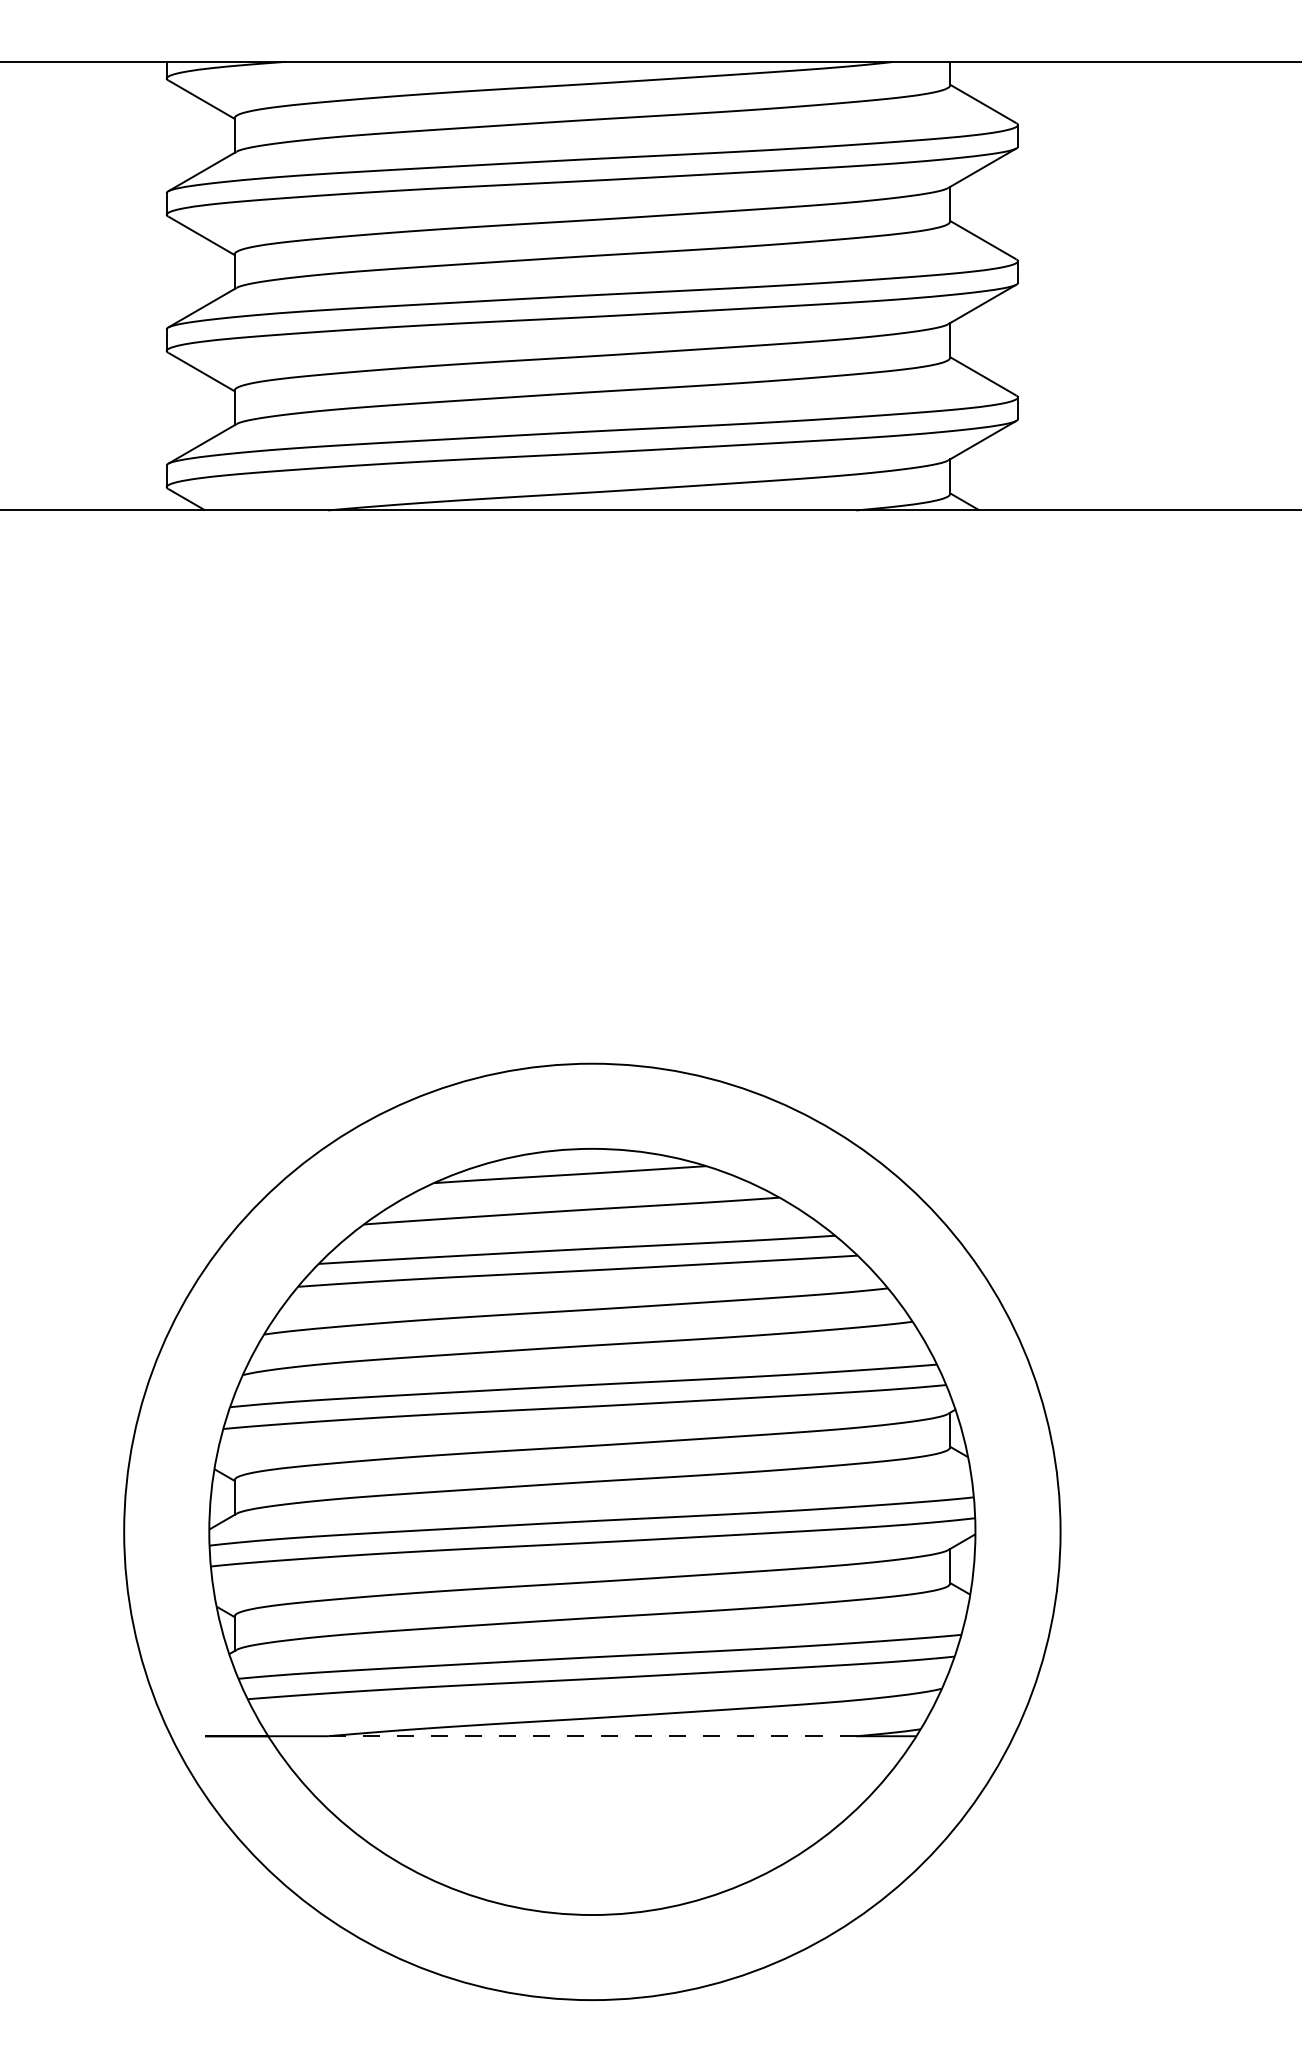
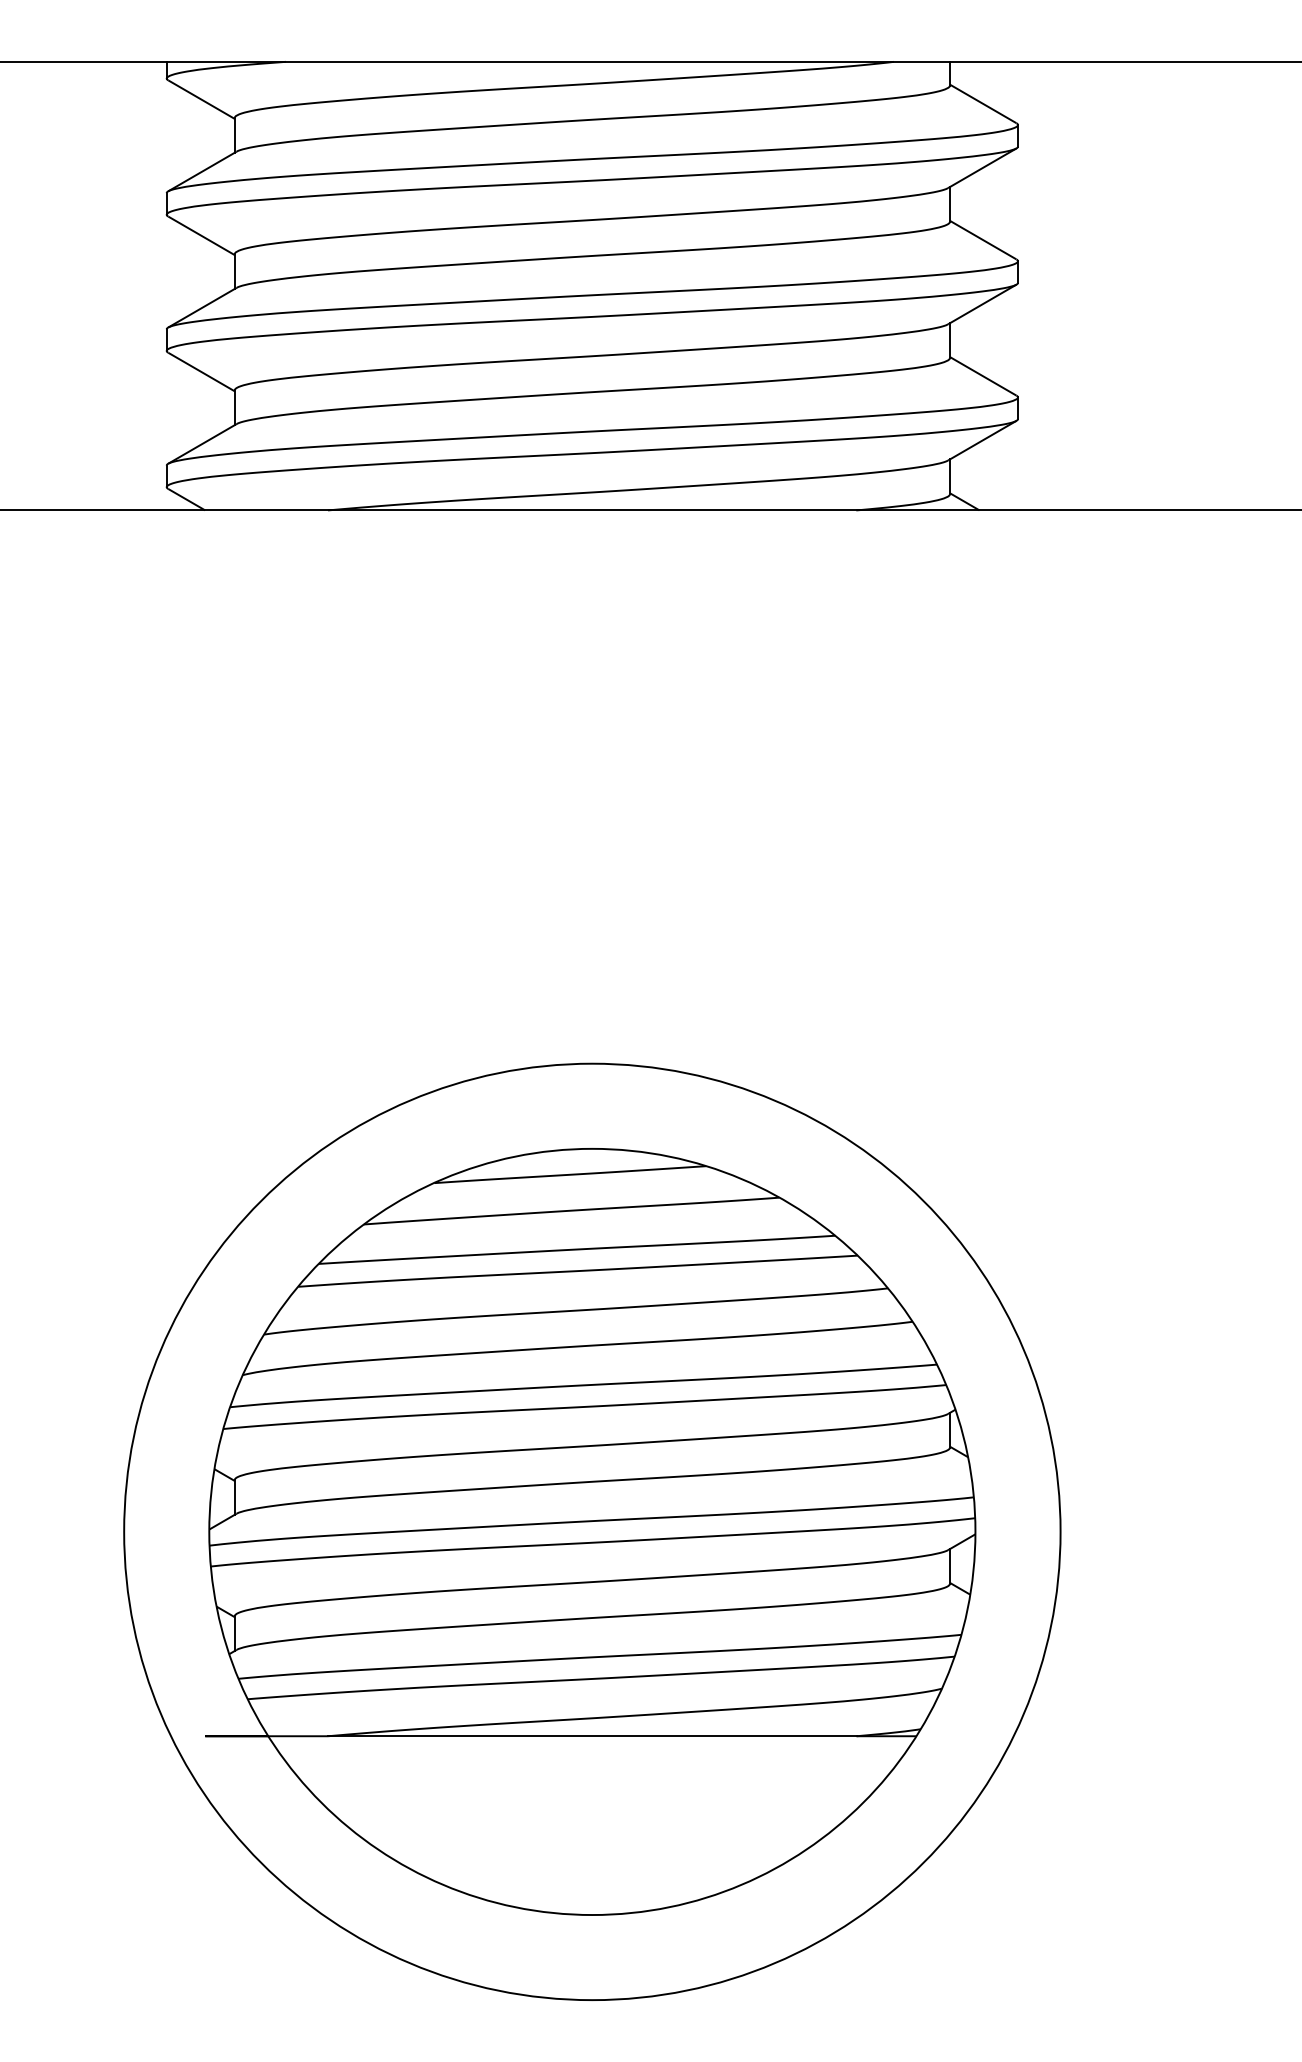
line: dashed -> solid (591, 1736)
